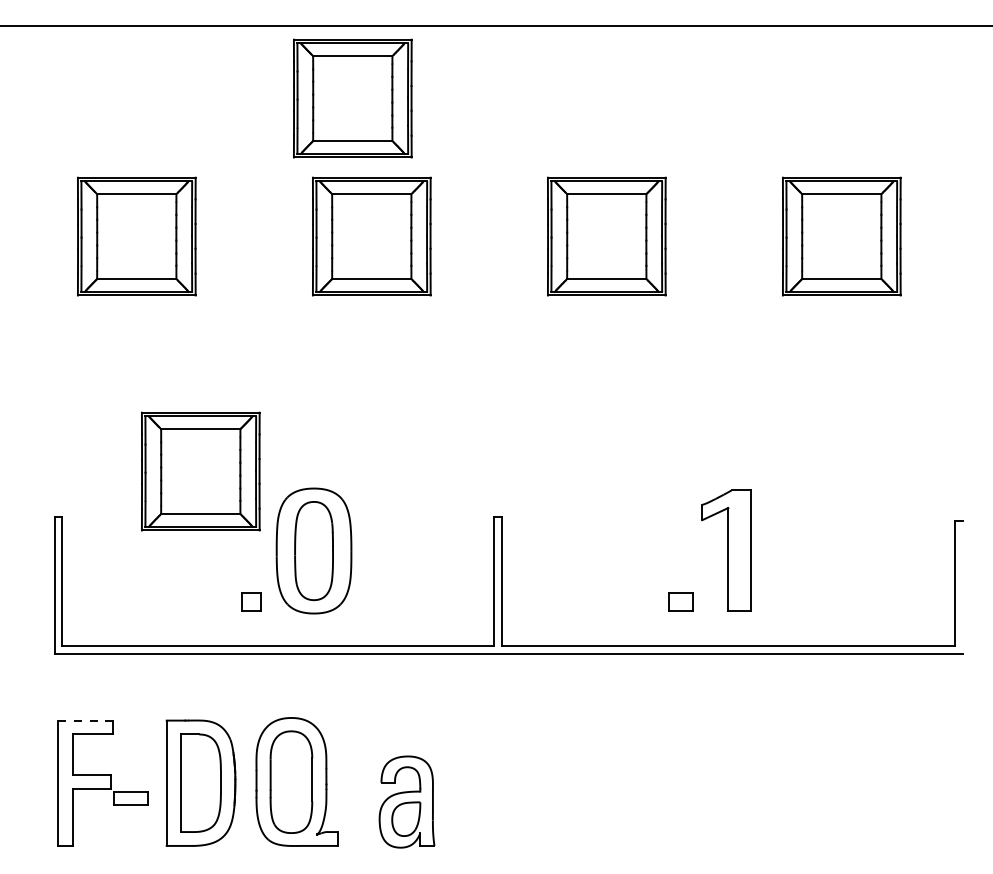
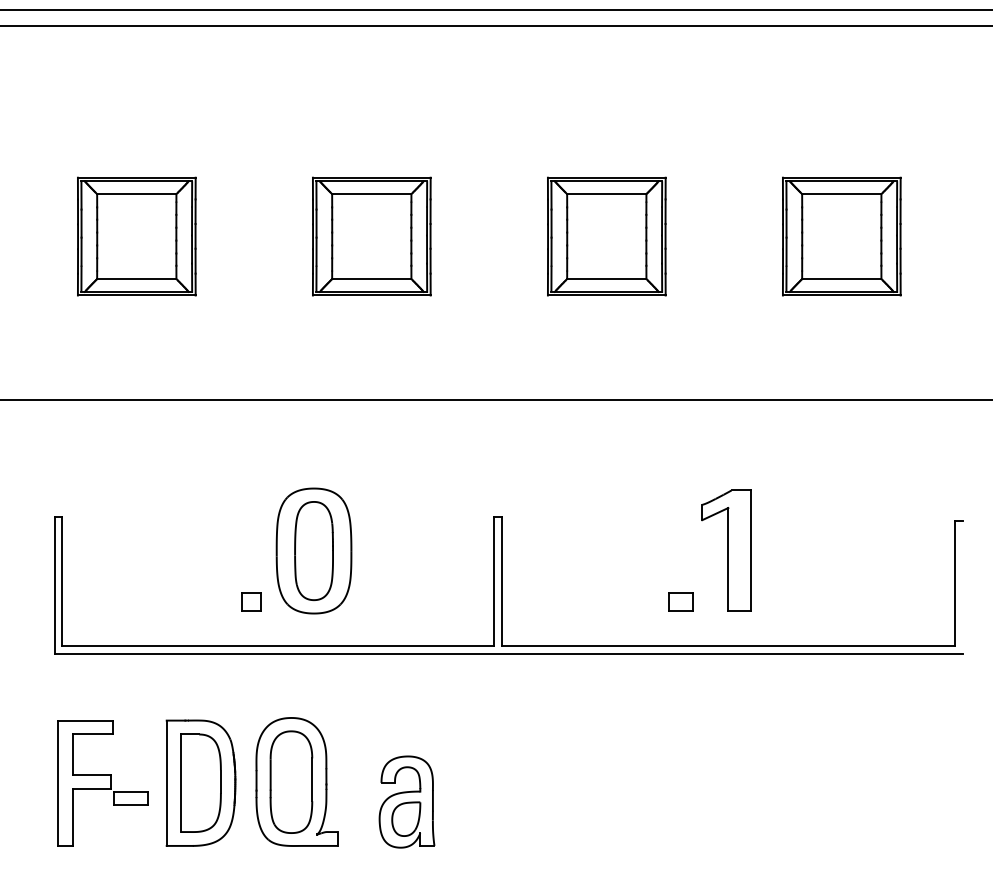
line: none -> present (495, 10)
part: present -> none (352, 98)
line: none -> present (495, 399)
part: present -> none (200, 471)
line: dashed -> solid (86, 720)
